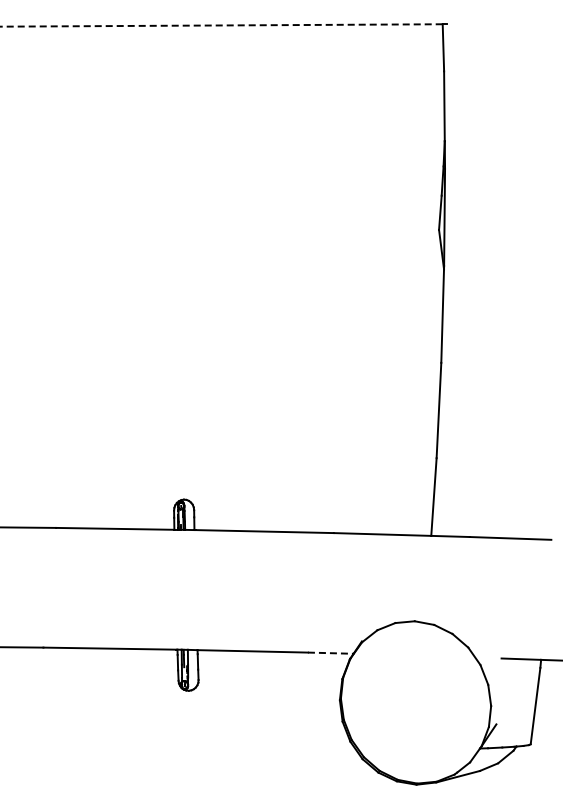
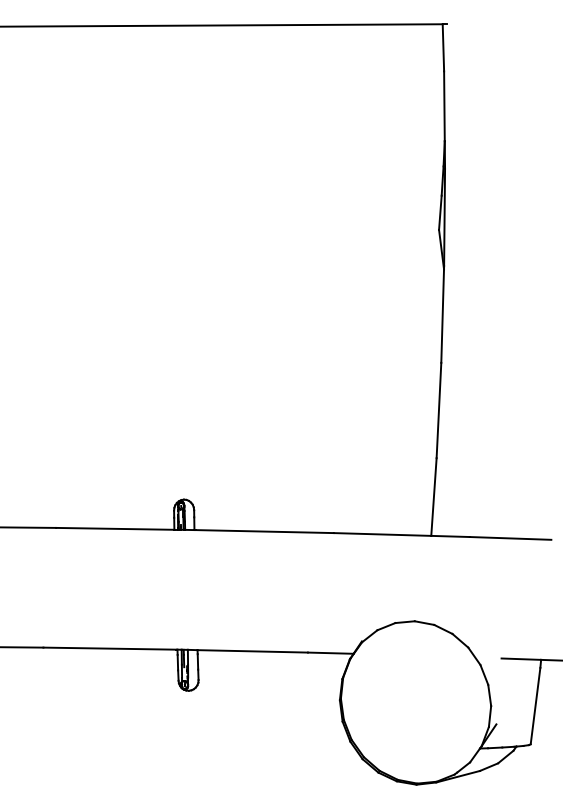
line: dashed -> solid (221, 25)
line: dashed -> solid (330, 653)
